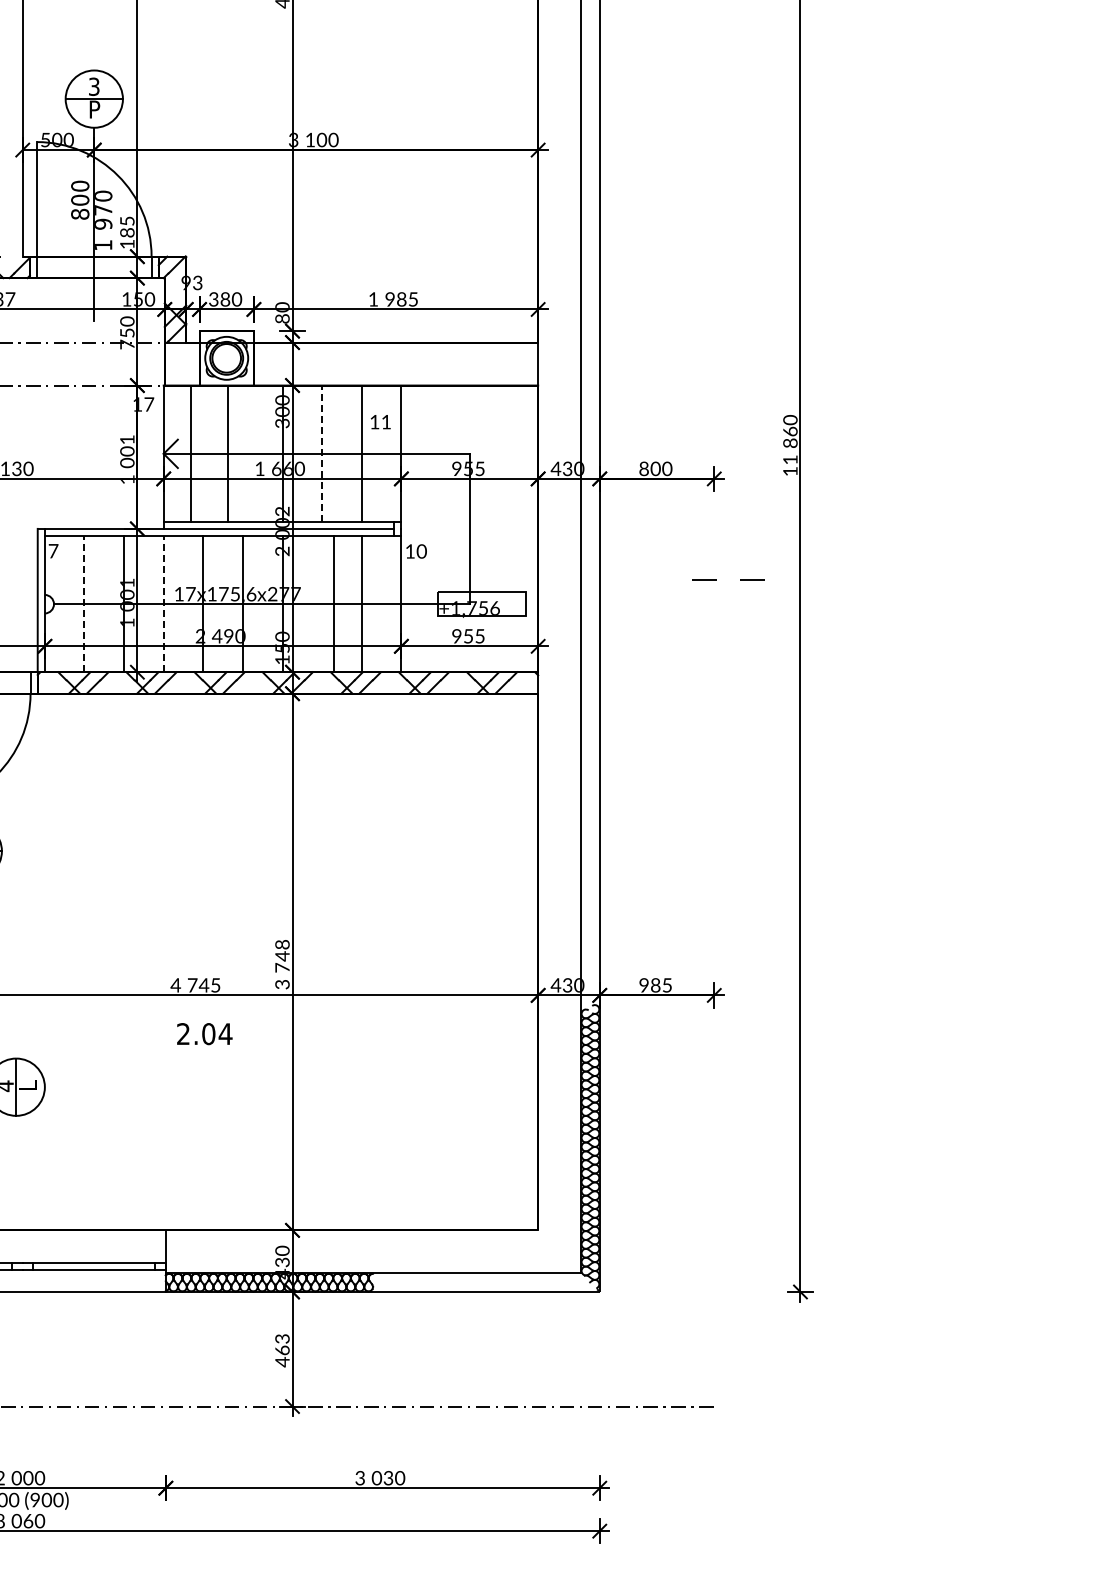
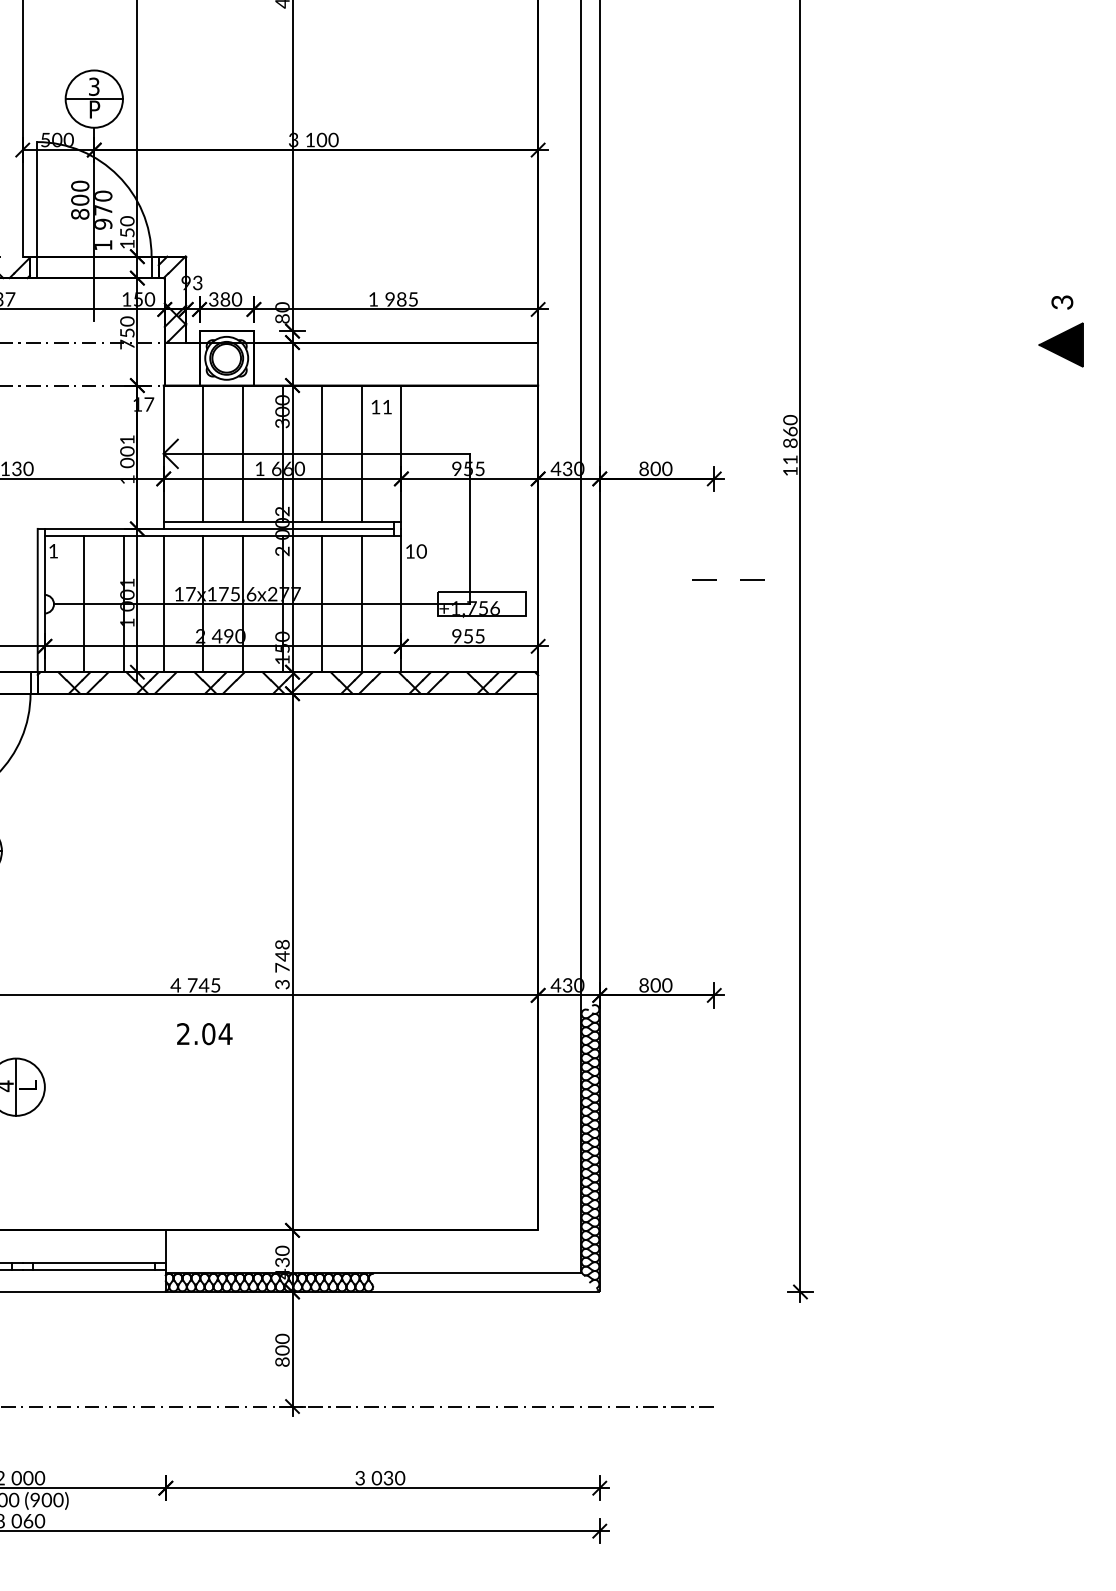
text: 185 -> 150 (127, 226)
part: none -> present (1060, 331)
text position: (380, 422) -> (381, 407) (381, 407)
line position: (191, 453) -> (203, 453) (203, 453)
line position: (227, 453) -> (242, 453) (242, 453)
line: dashed -> solid (322, 453)
text: 7 -> 1 (53, 551)
line: dashed -> solid (84, 603)
line: dashed -> solid (163, 603)
line position: (334, 604) -> (322, 604) (322, 604)
text: 985 -> 800 (655, 985)
text: 463 -> 800 (282, 1350)
